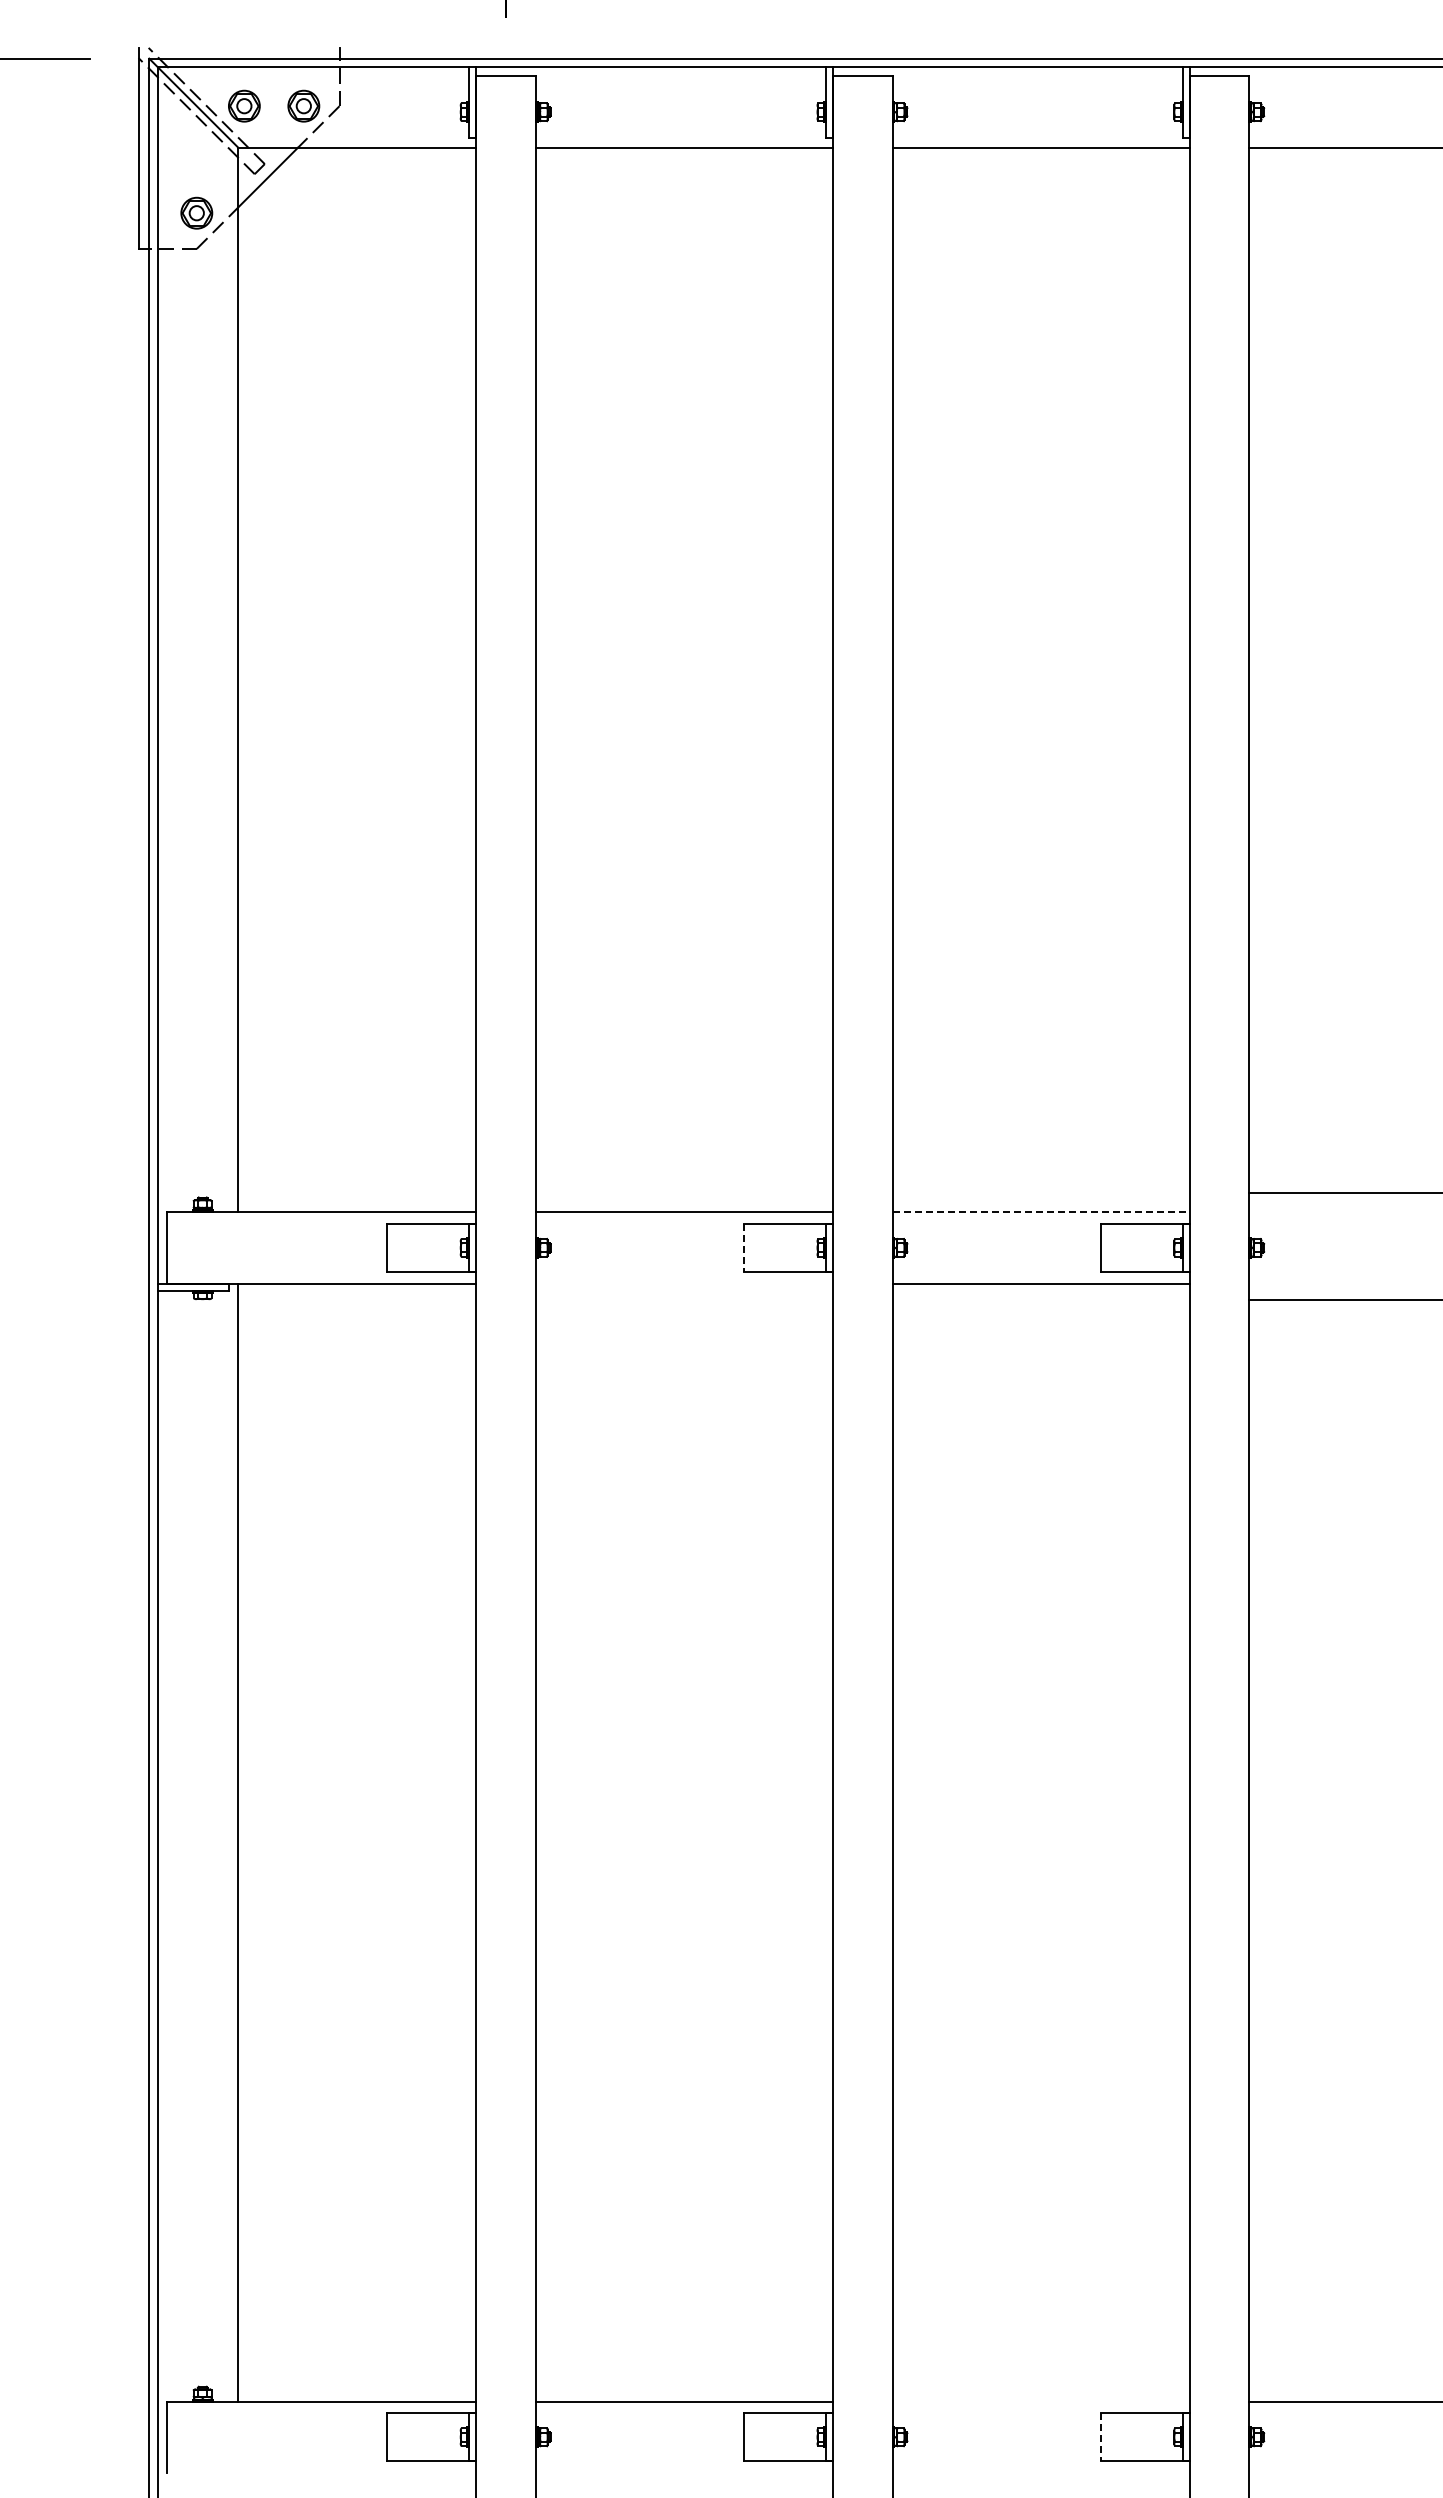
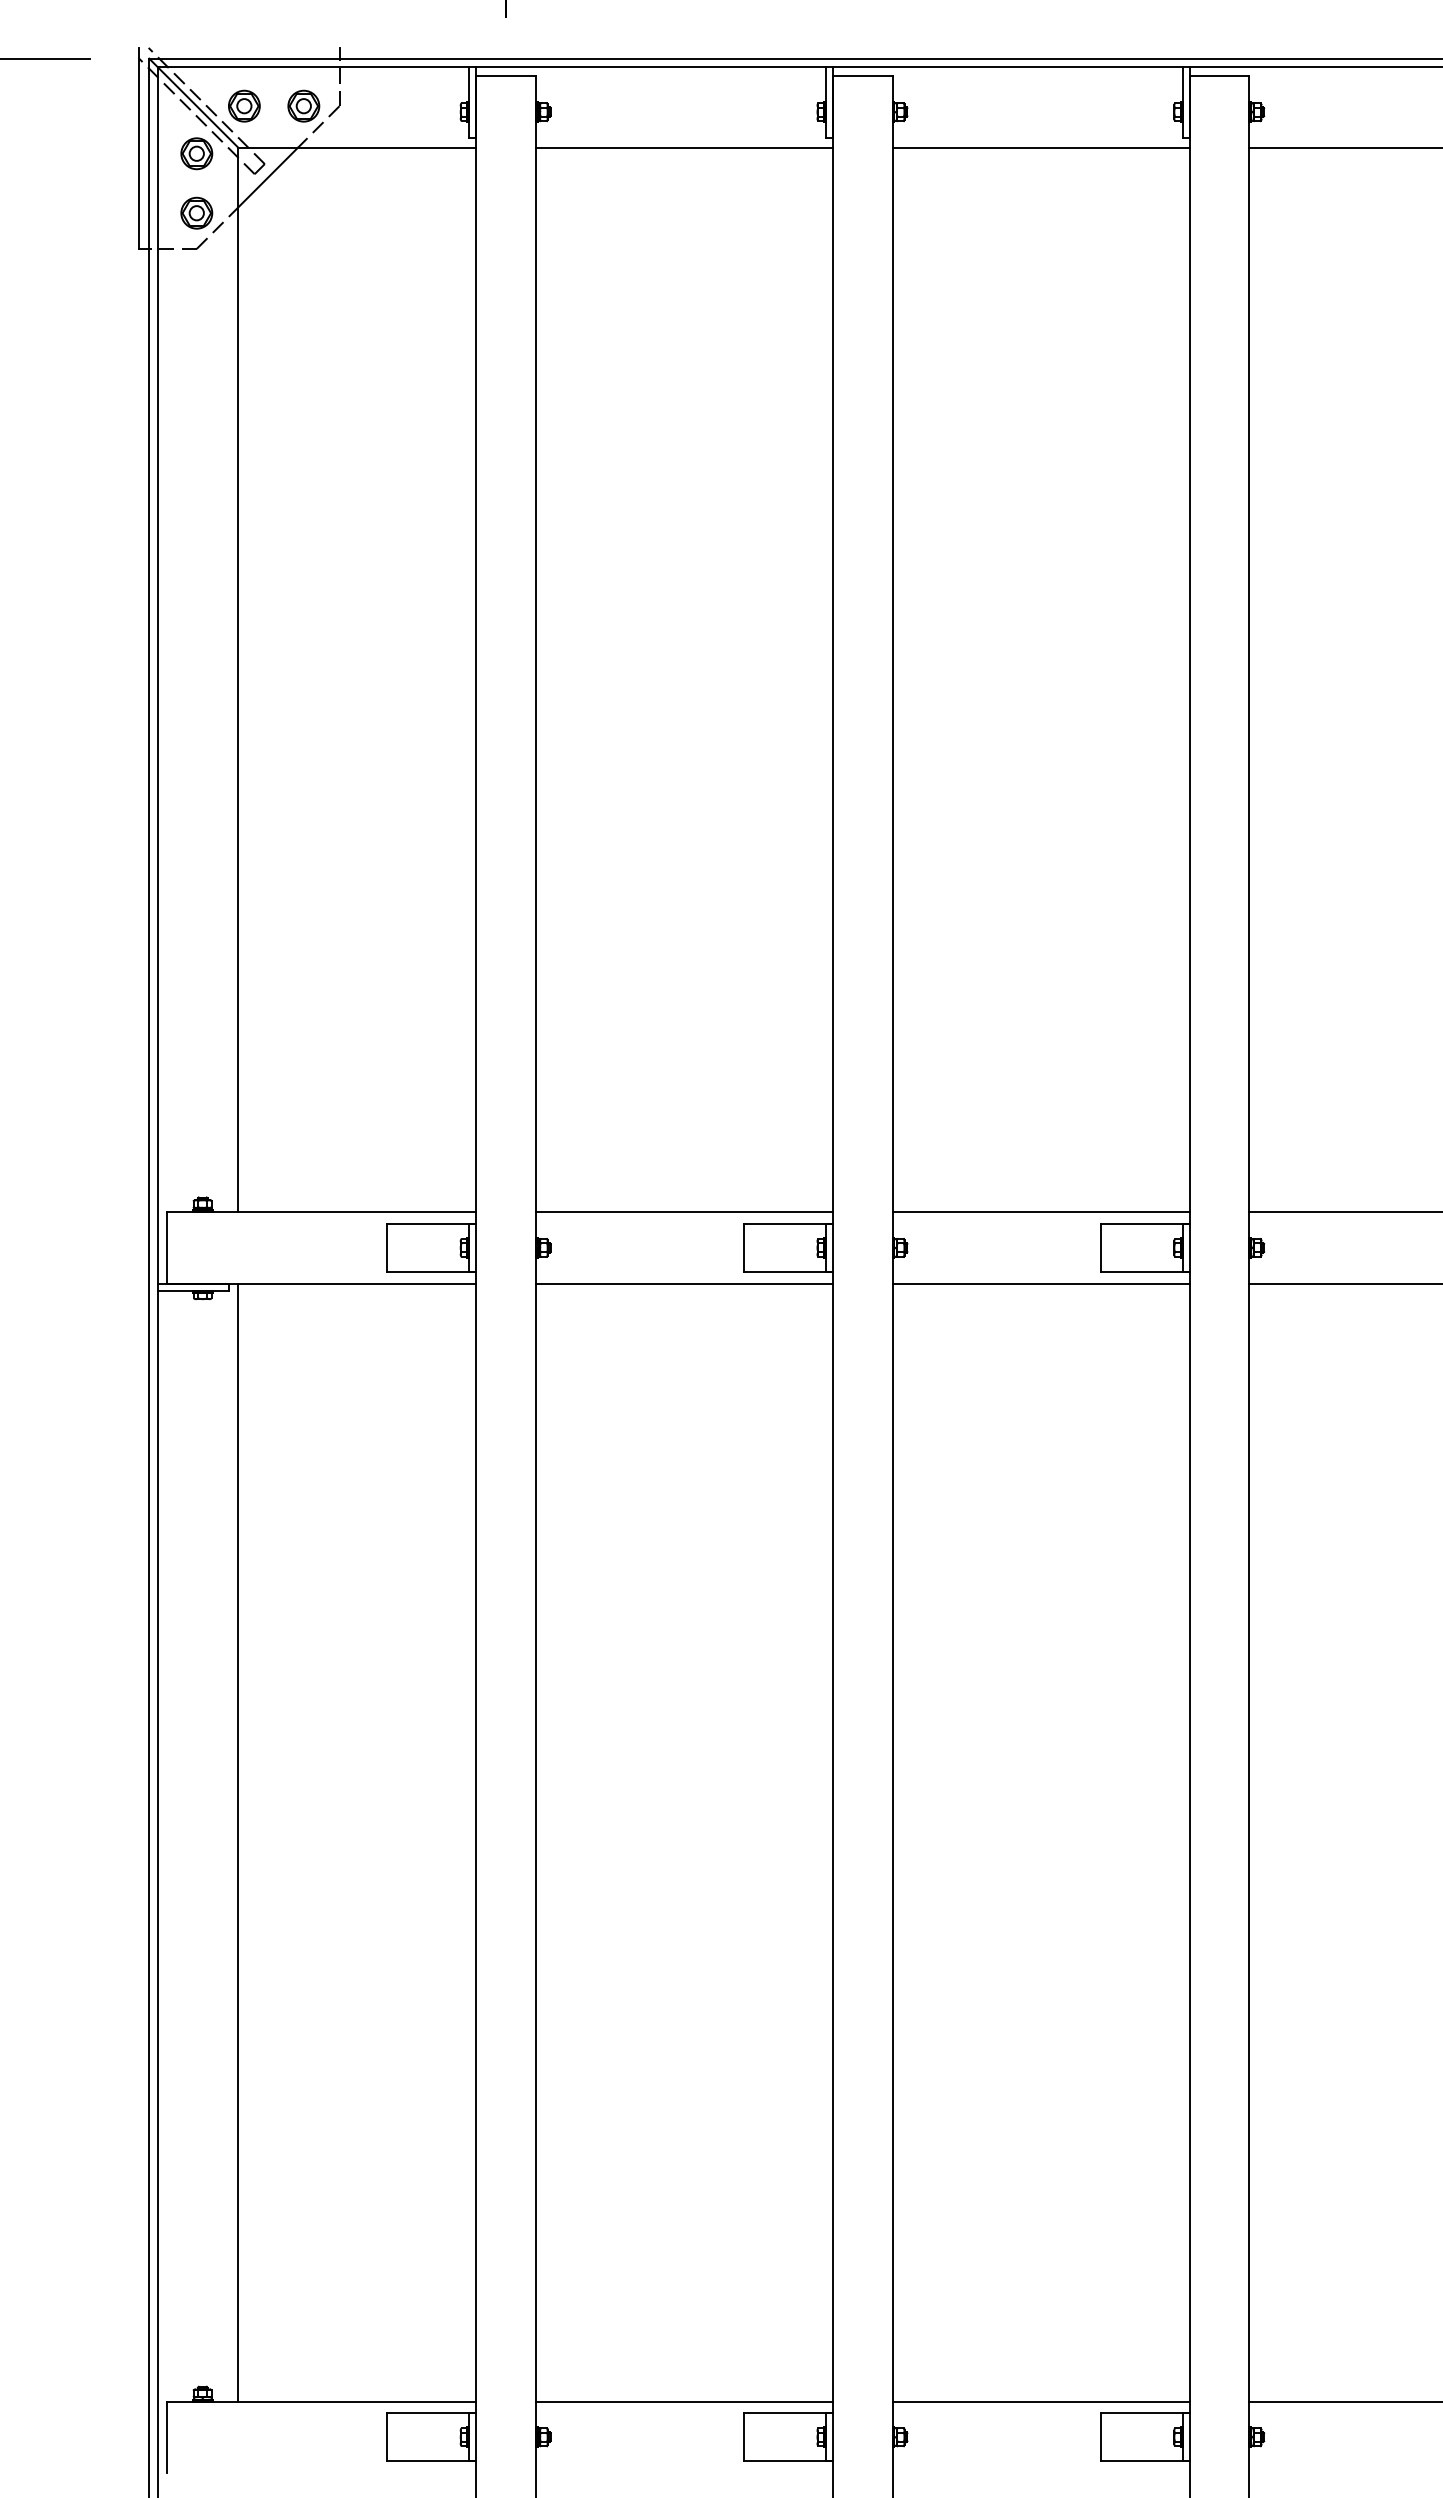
part: none -> present (196, 153)
line position: (1344, 1193) -> (1344, 1212) (1344, 1212)
line: dashed -> solid (1041, 1212)
line: dashed -> solid (743, 1247)
line: none -> present (684, 1283)
line position: (1344, 1299) -> (1344, 1283) (1344, 1283)
line: none -> present (1040, 2401)
line: dashed -> solid (1100, 2437)
